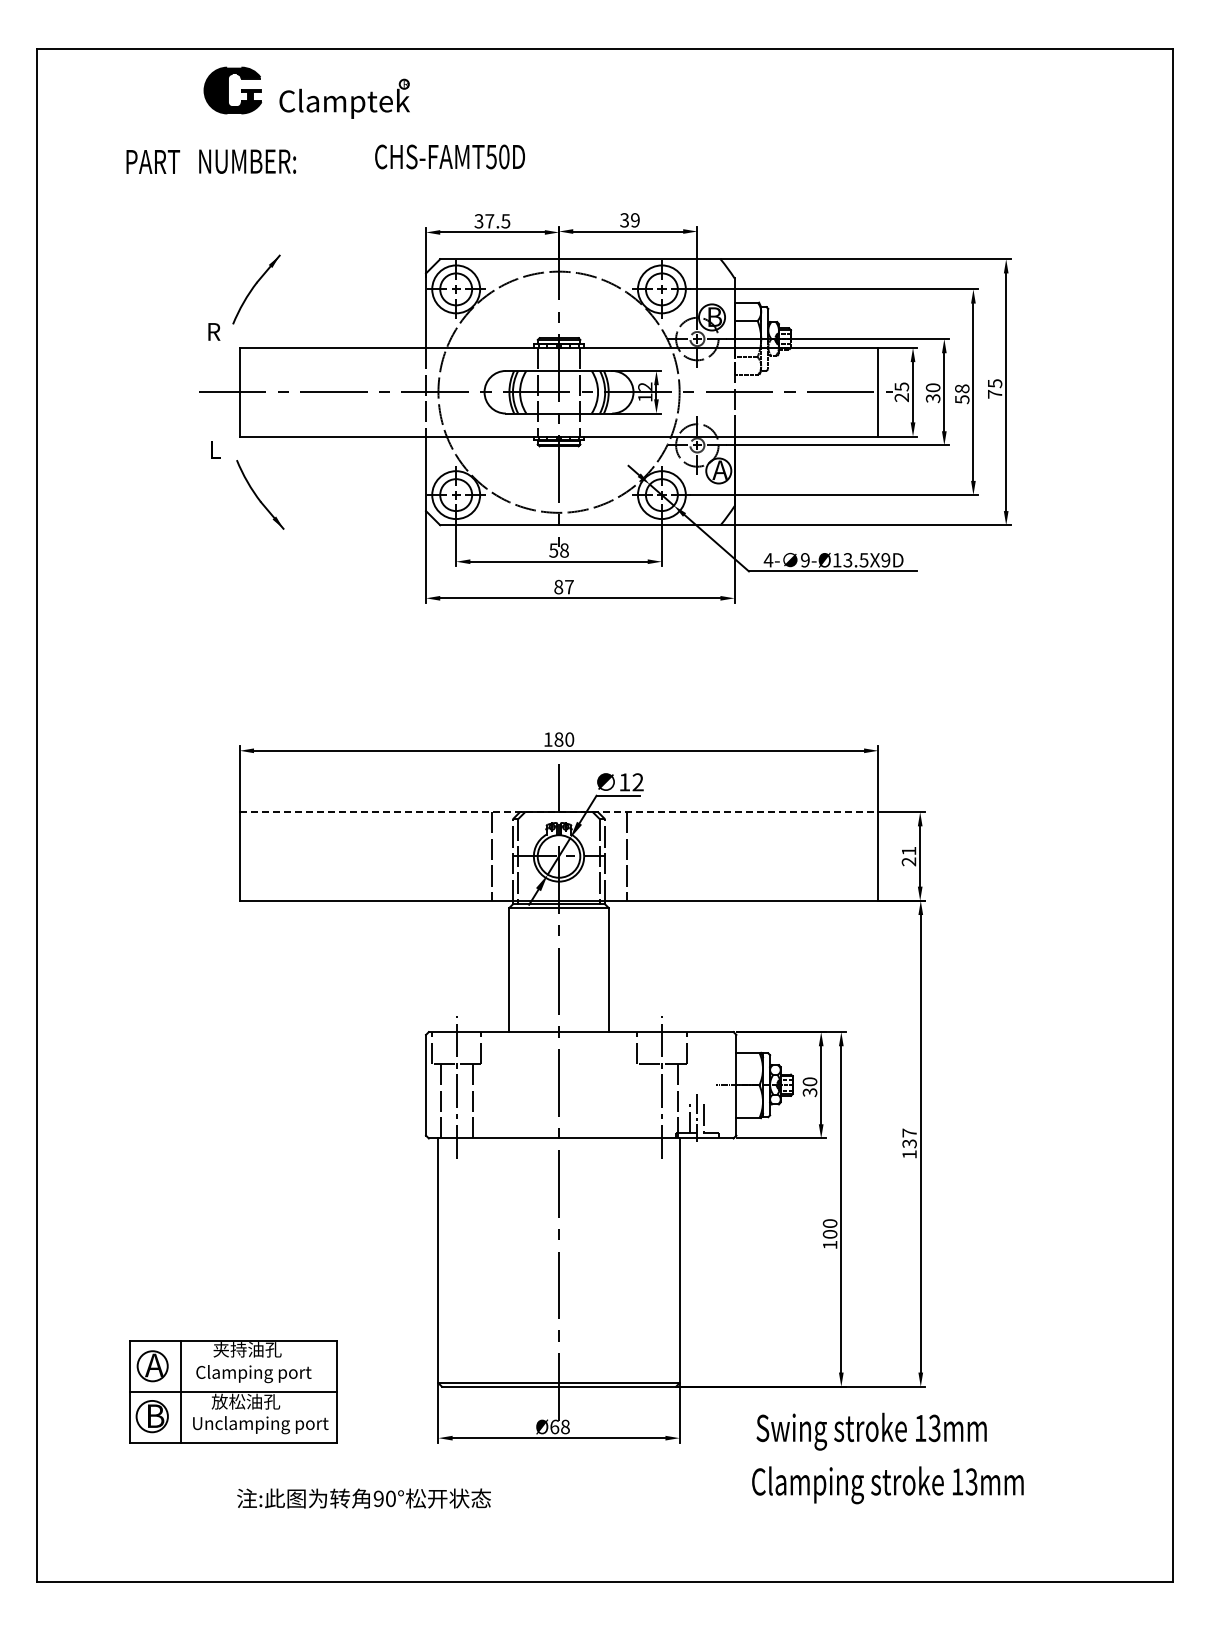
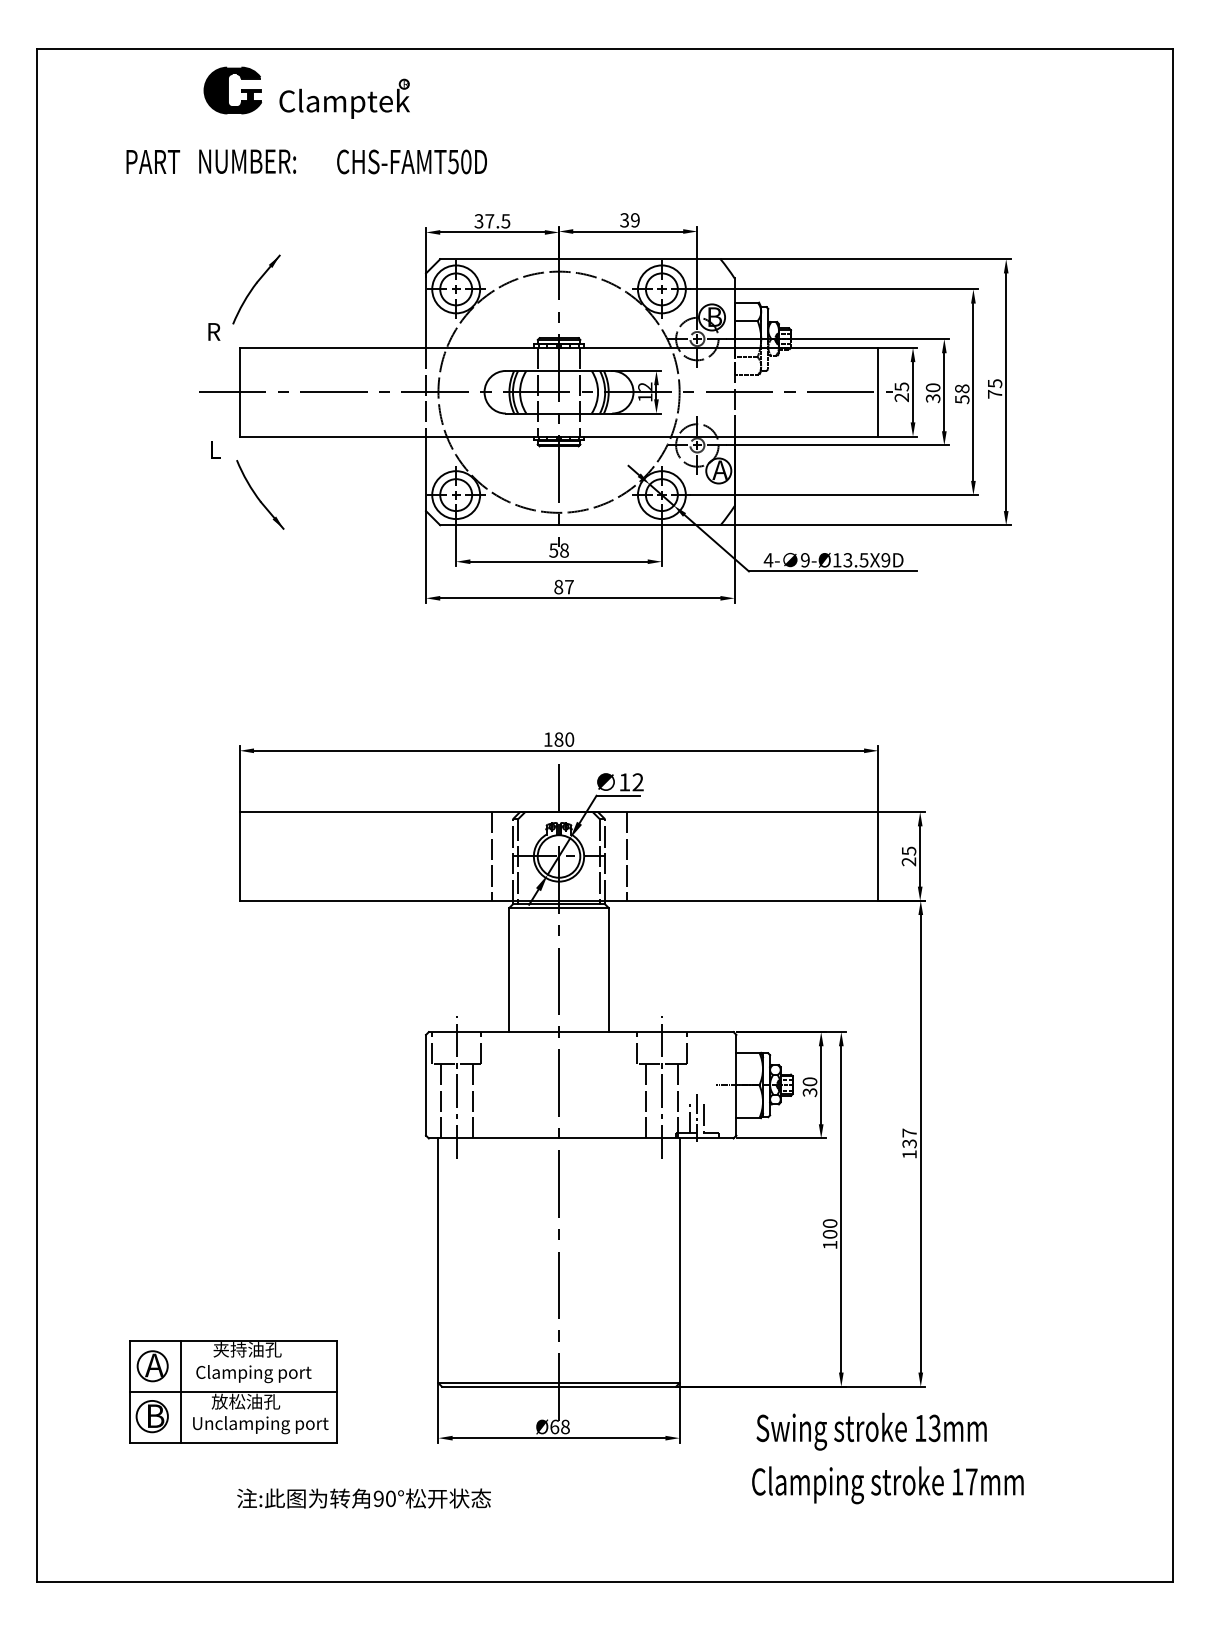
text position: (449, 156) -> (411, 161) (411, 161)
line: dashed -> solid (559, 812)
text: 21 -> 25 (909, 850)
line: none -> present (645, 1100)
text: 13mm -> 17mm (971, 1481)
